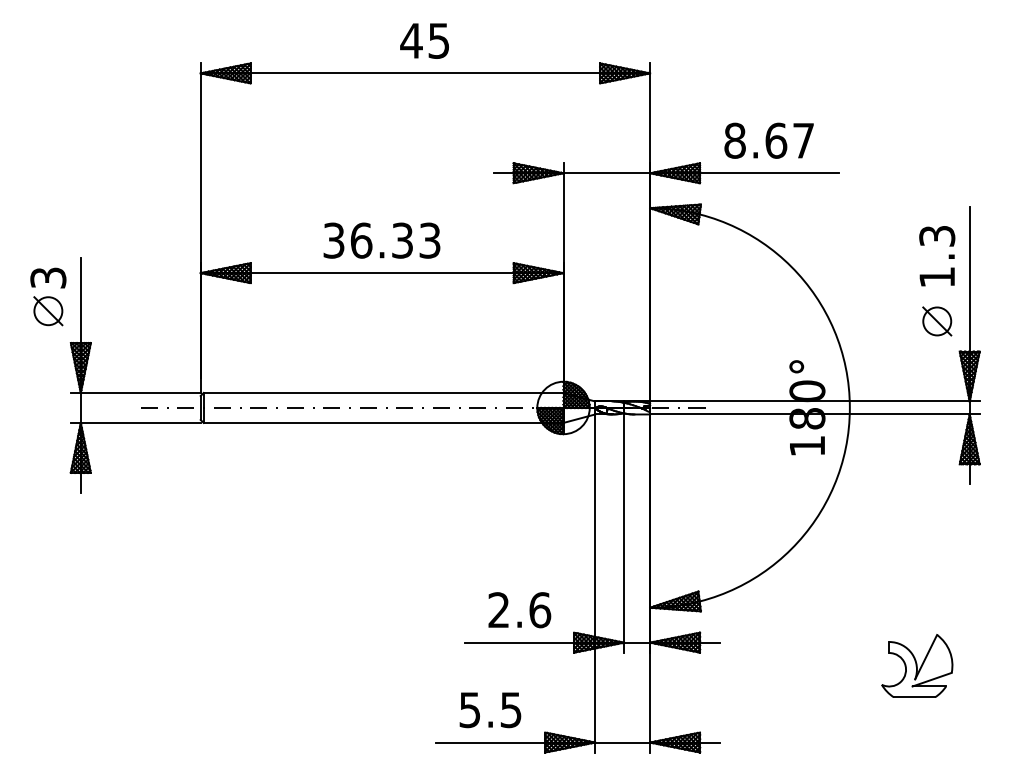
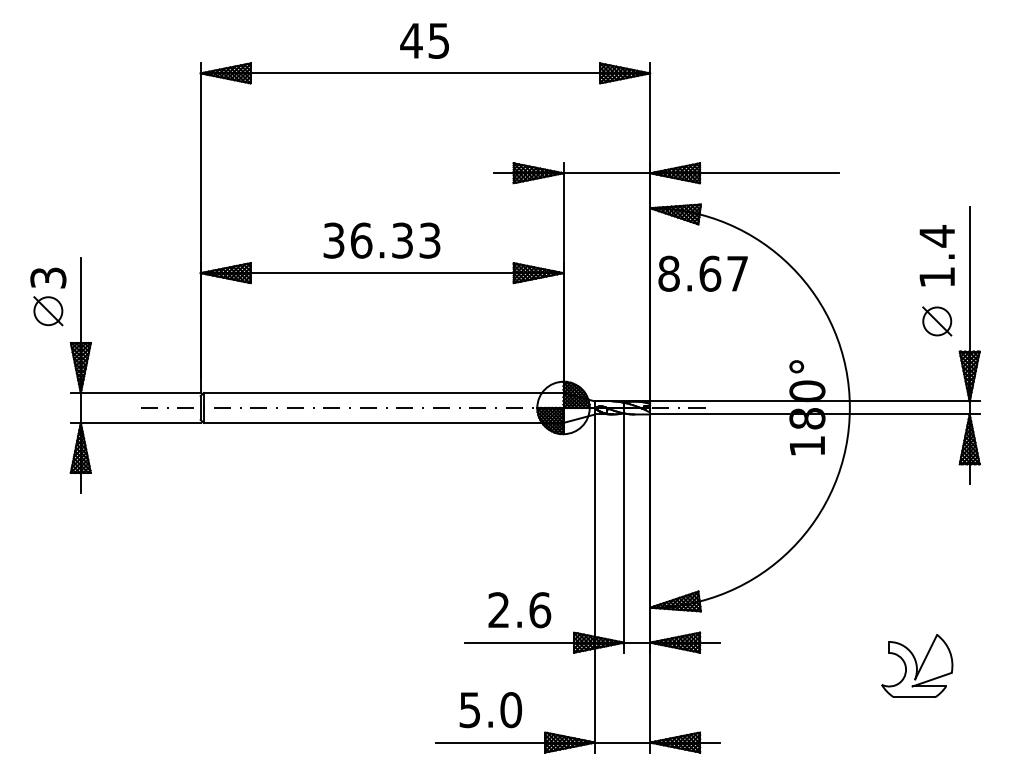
text position: (768, 140) -> (702, 273) (702, 273)
text: 1.3 -> 1.4 (937, 236)
text: 5.5 -> 5.0 (511, 710)
